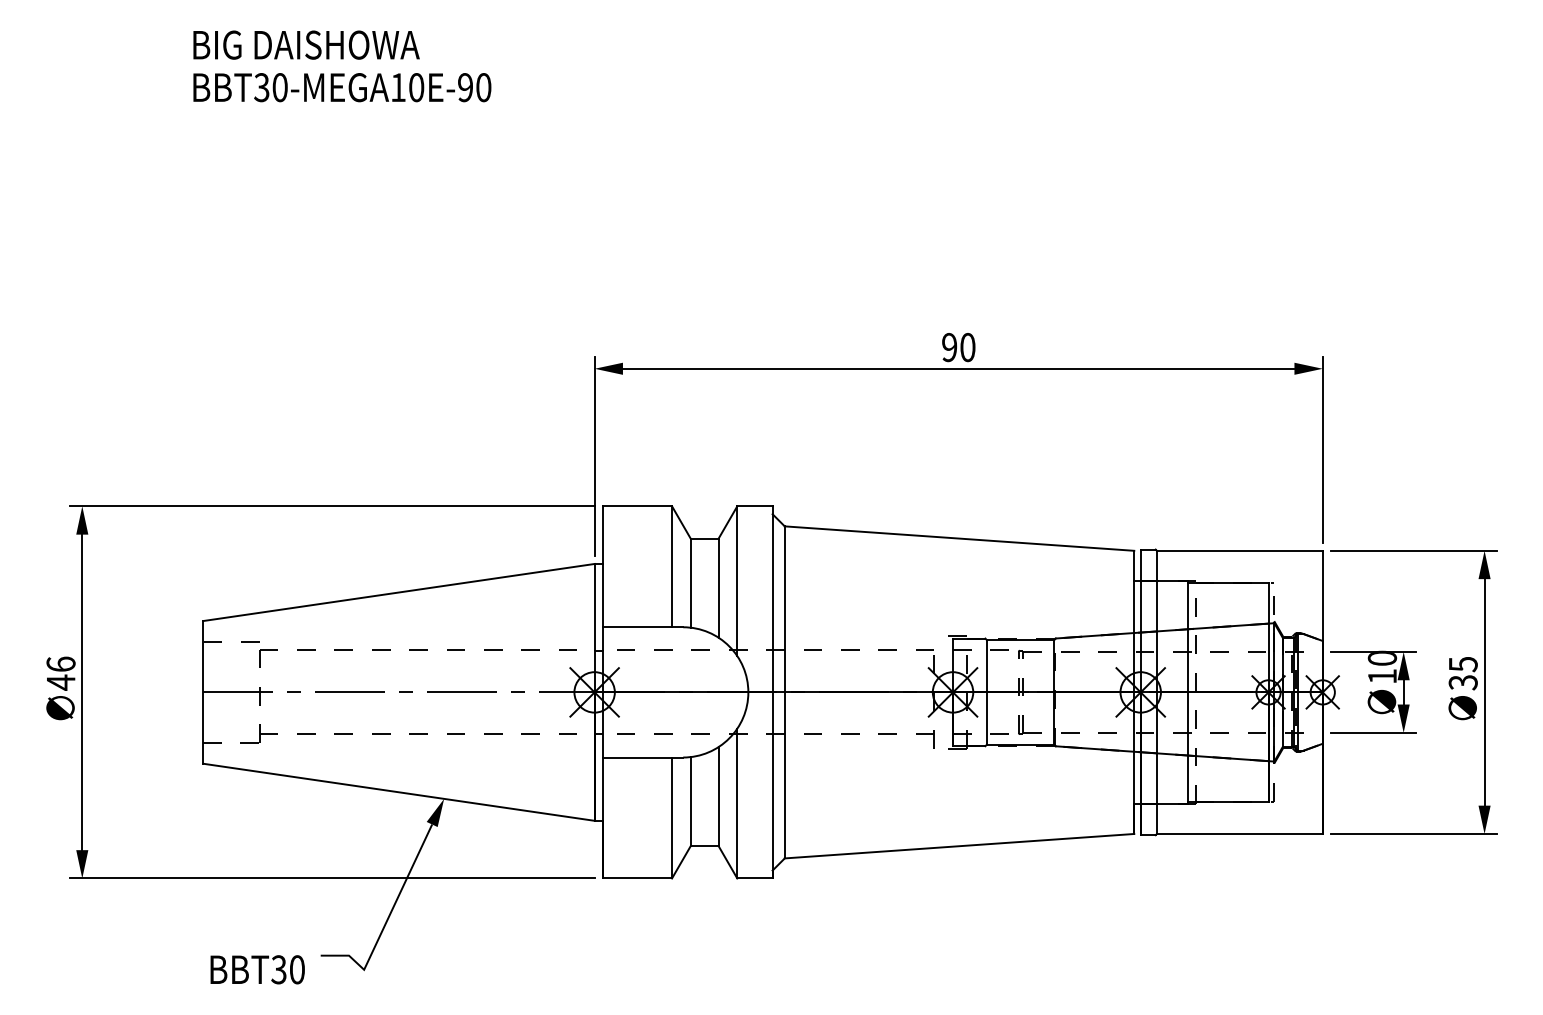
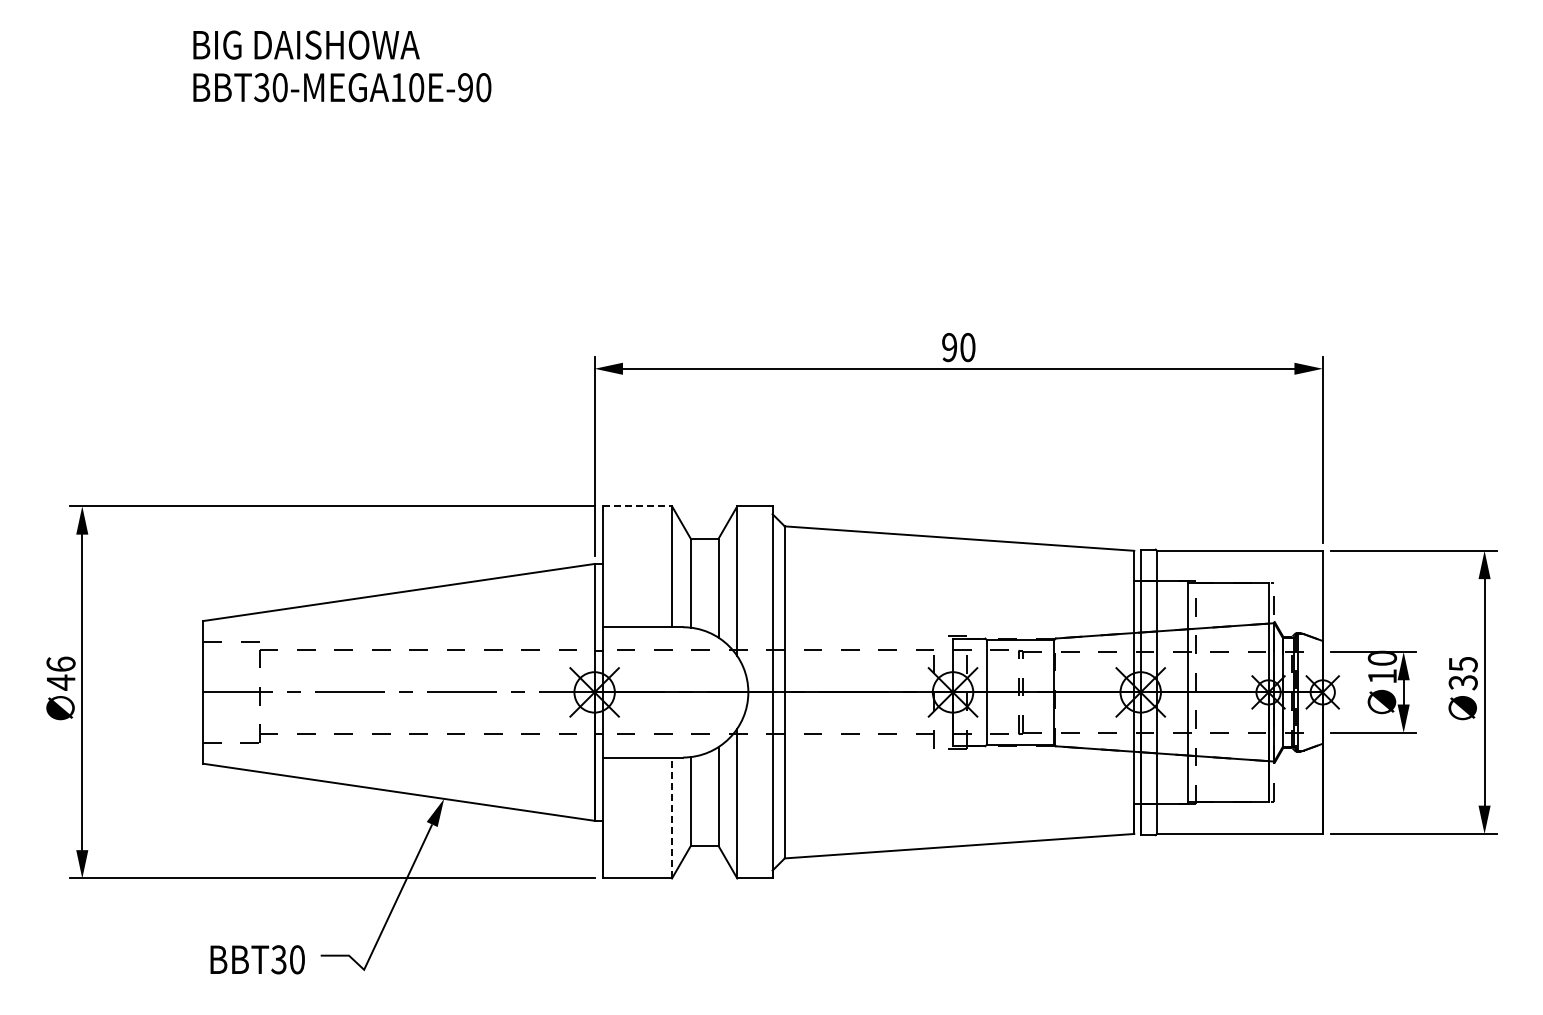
line: solid -> dashed (637, 506)
line: solid -> dashed (672, 817)
text position: (257, 969) -> (257, 959) (257, 959)
